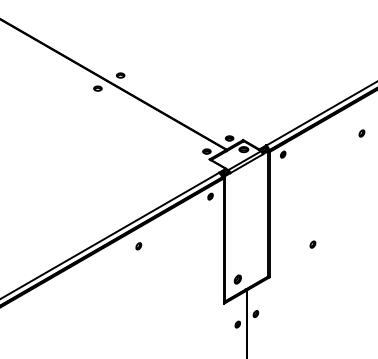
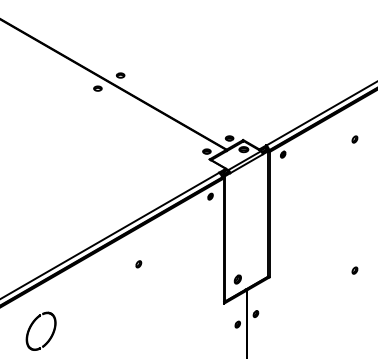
part position: (361, 133) -> (354, 139) (354, 139)
part position: (312, 244) -> (354, 270) (354, 270)
part position: (138, 246) -> (138, 264) (138, 264)
part: none -> present (33, 324)
